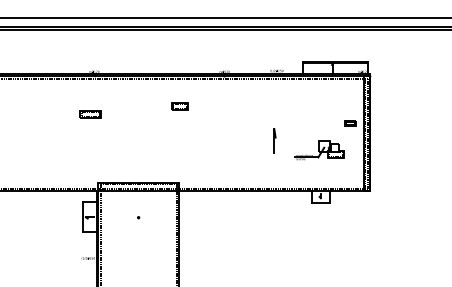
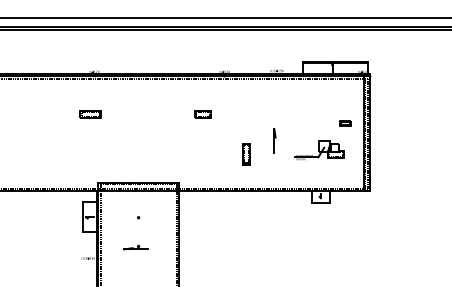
part position: (179, 106) -> (202, 114) (202, 114)
part position: (350, 123) -> (345, 123) (345, 123)
part: none -> present (246, 154)
part: none -> present (135, 247)
